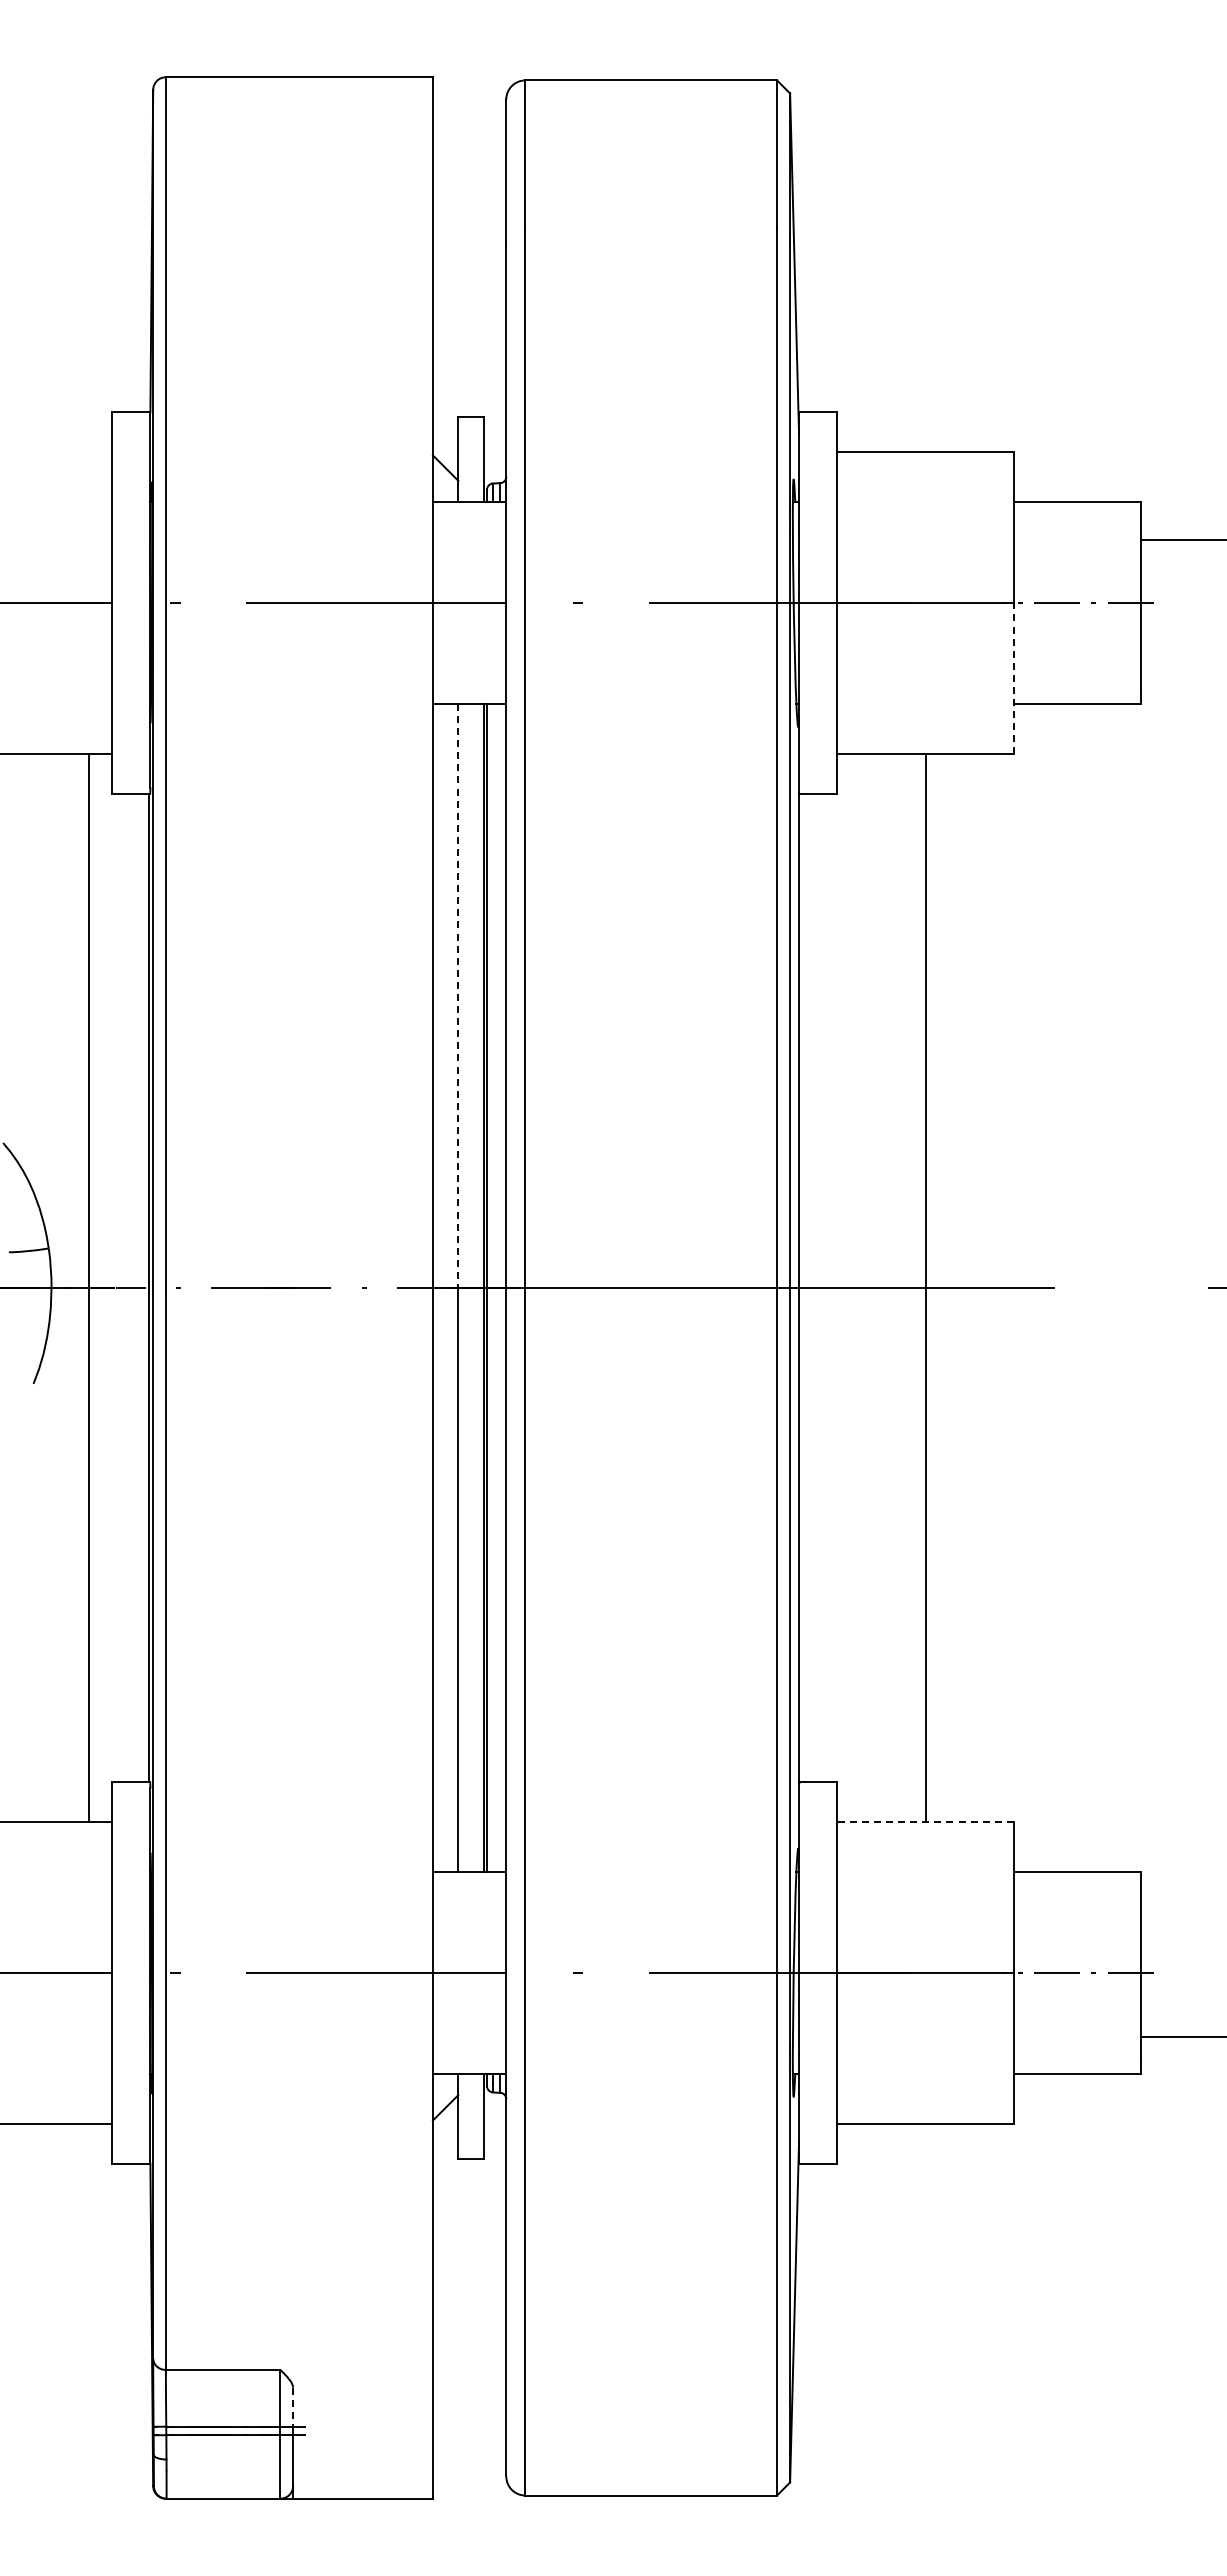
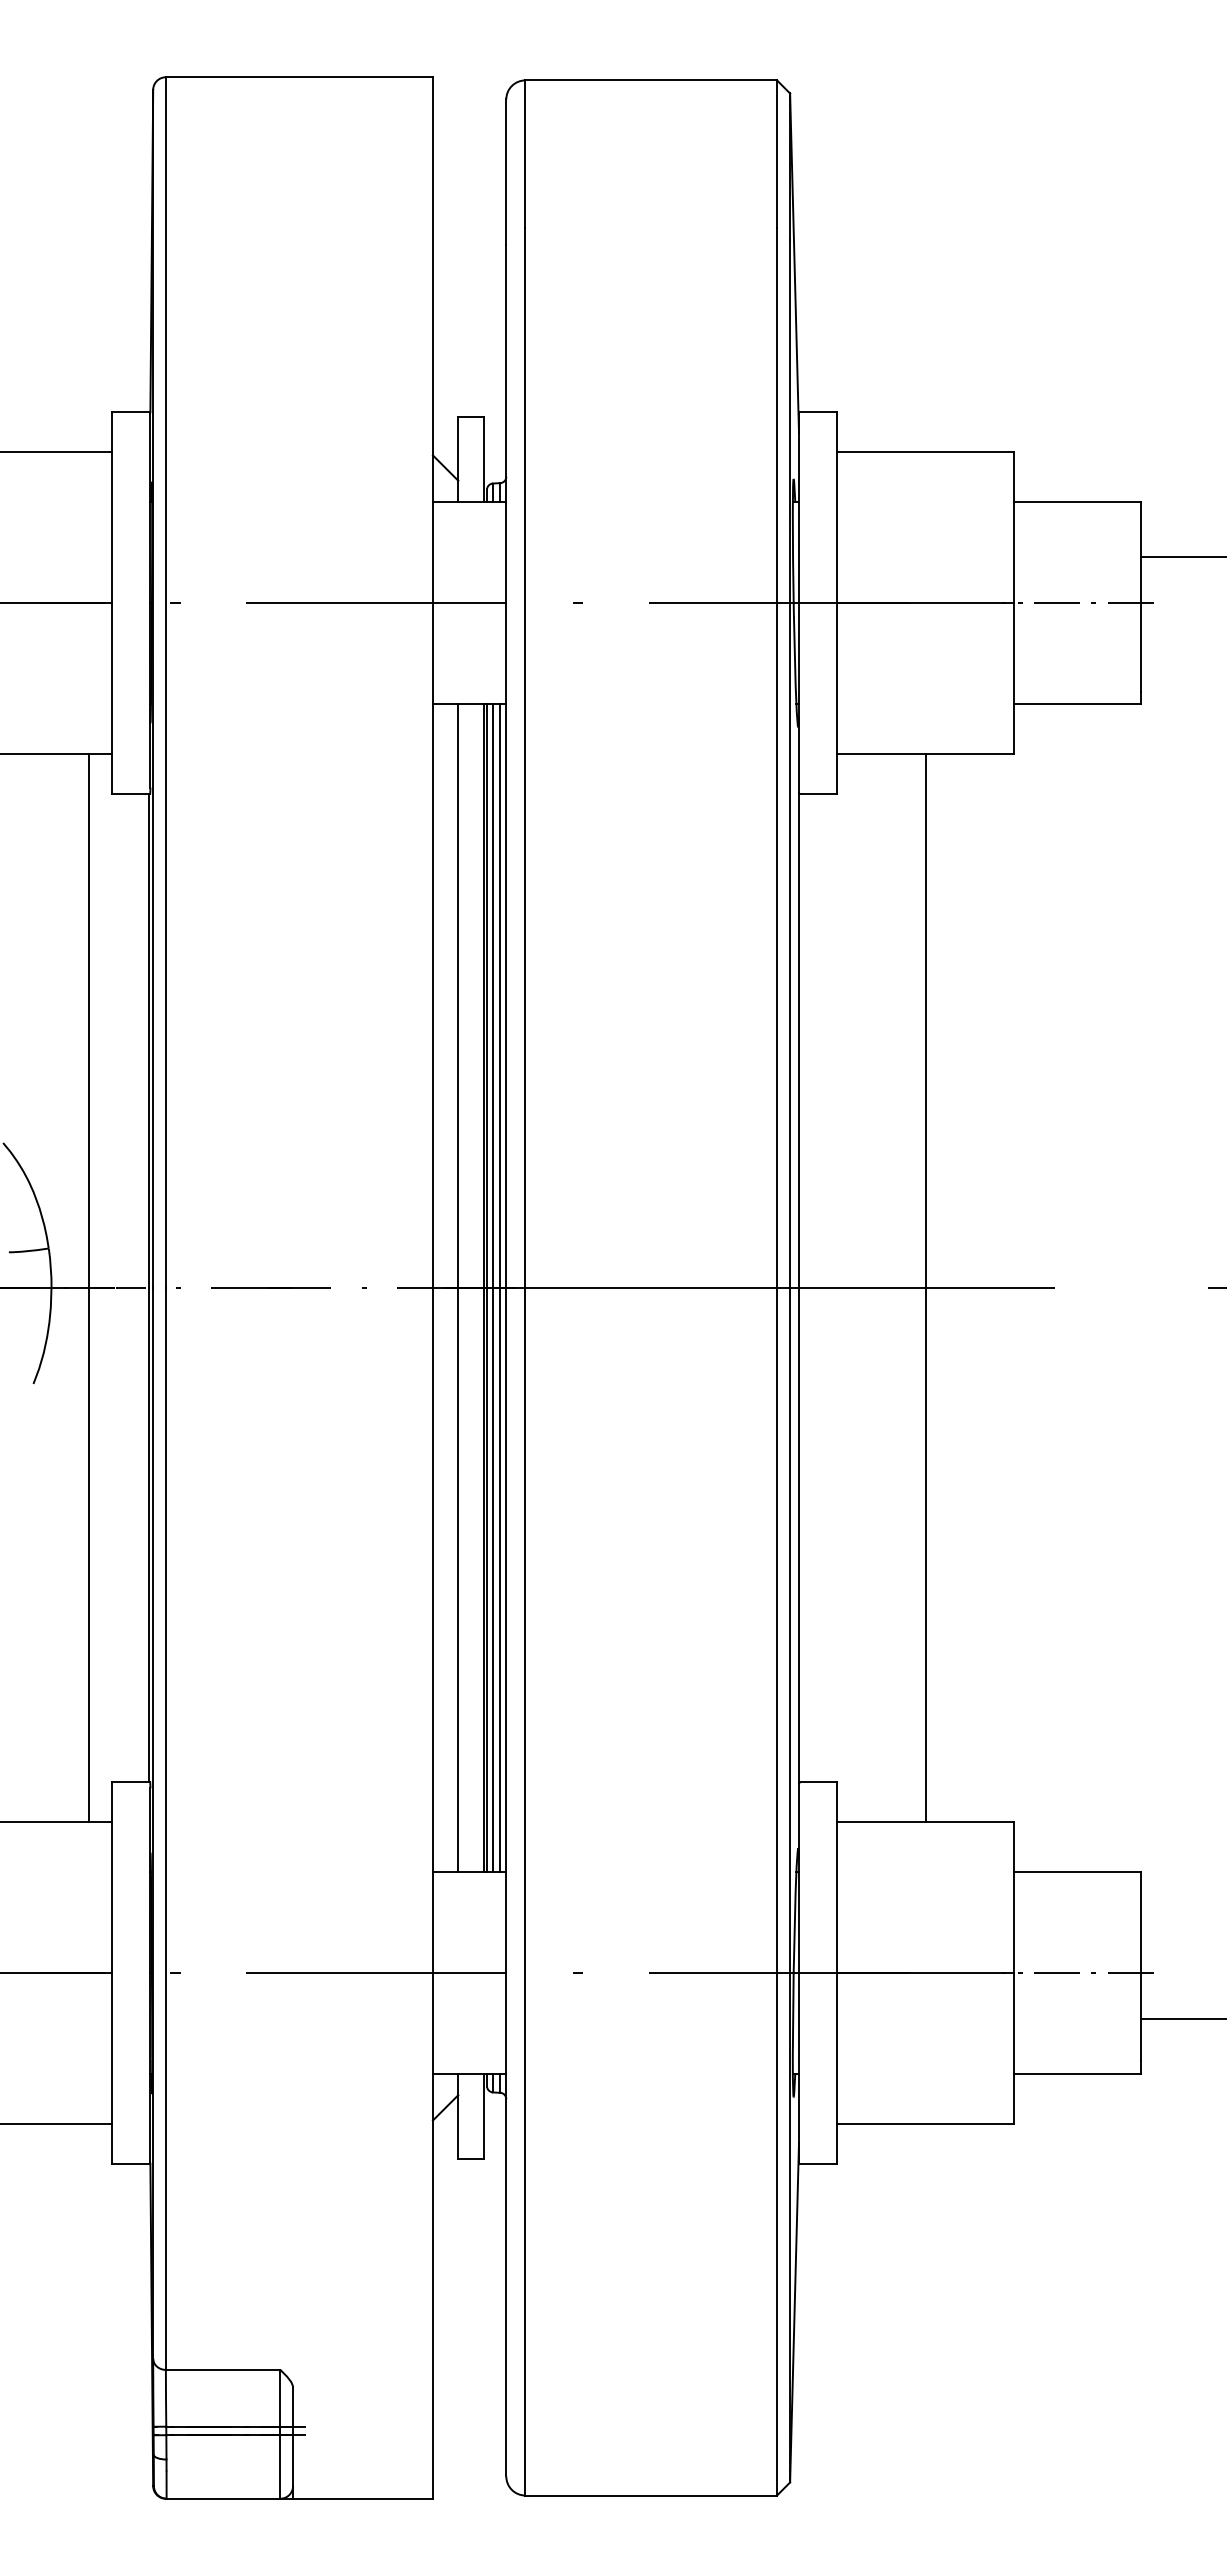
line: none -> present (57, 451)
line position: (1181, 540) -> (1181, 557) (1181, 557)
line: dashed -> solid (1013, 678)
line: dashed -> solid (458, 995)
line: none -> present (492, 1287)
line: none -> present (500, 1287)
line: dashed -> solid (924, 1821)
line position: (1181, 2036) -> (1181, 2018) (1181, 2018)
line: dashed -> solid (293, 2407)
